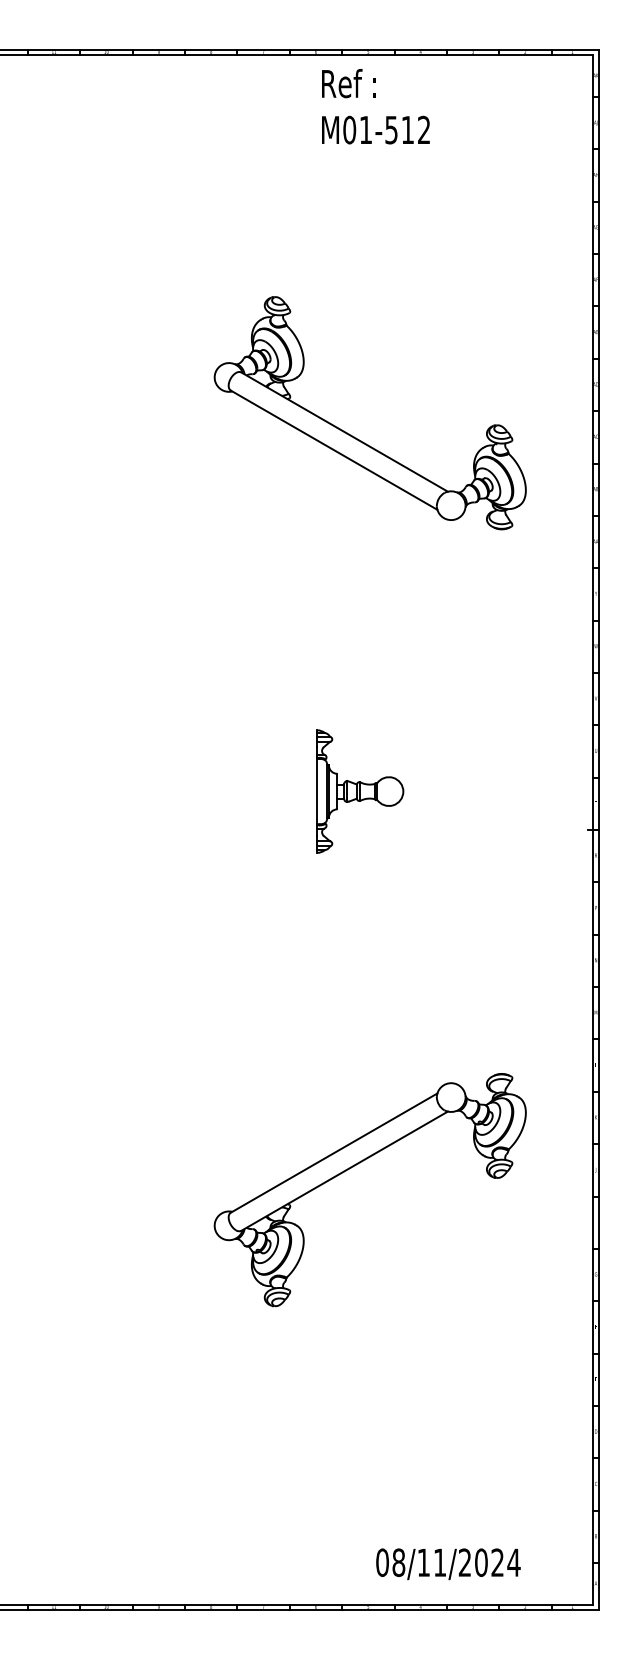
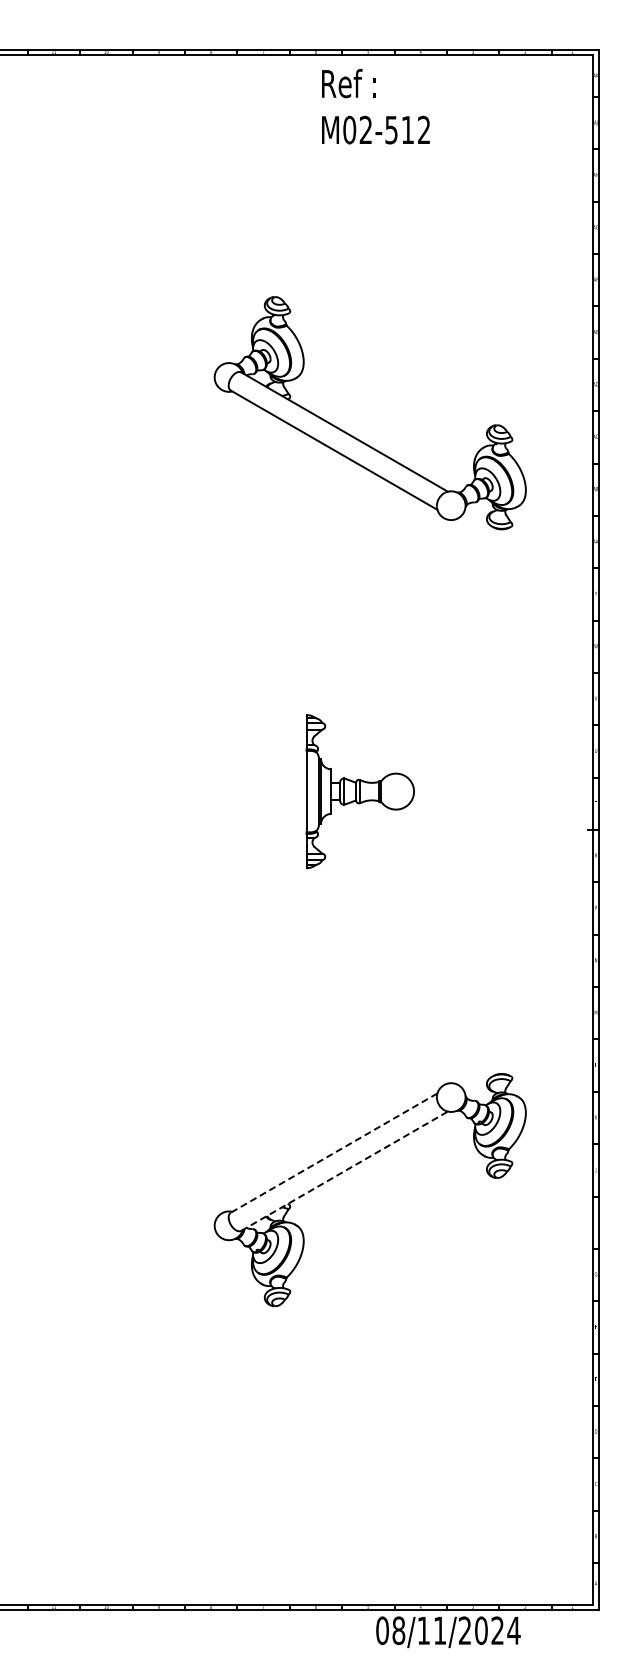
text: ^JM01-512 -> ^JM02-512 (365, 129)
part size: 89x125 px -> 110x156 px (359, 791)
line: solid -> dashed (333, 1153)
line: solid -> dashed (345, 1170)
text position: (448, 1564) -> (448, 1632) (448, 1632)
